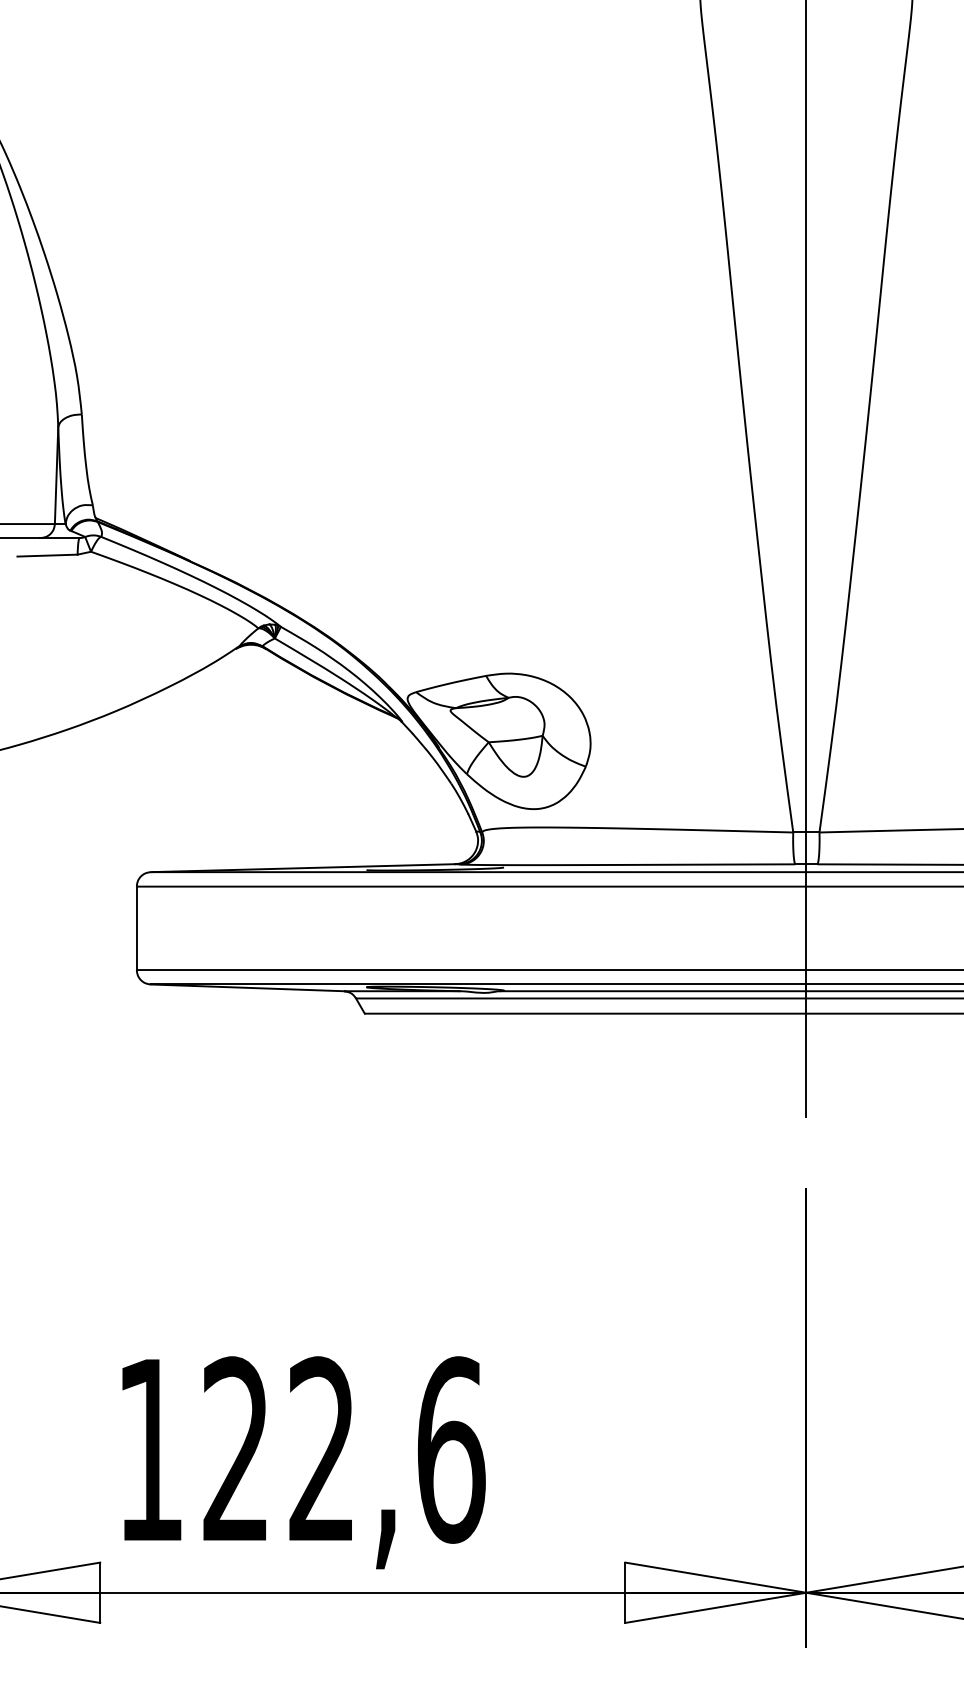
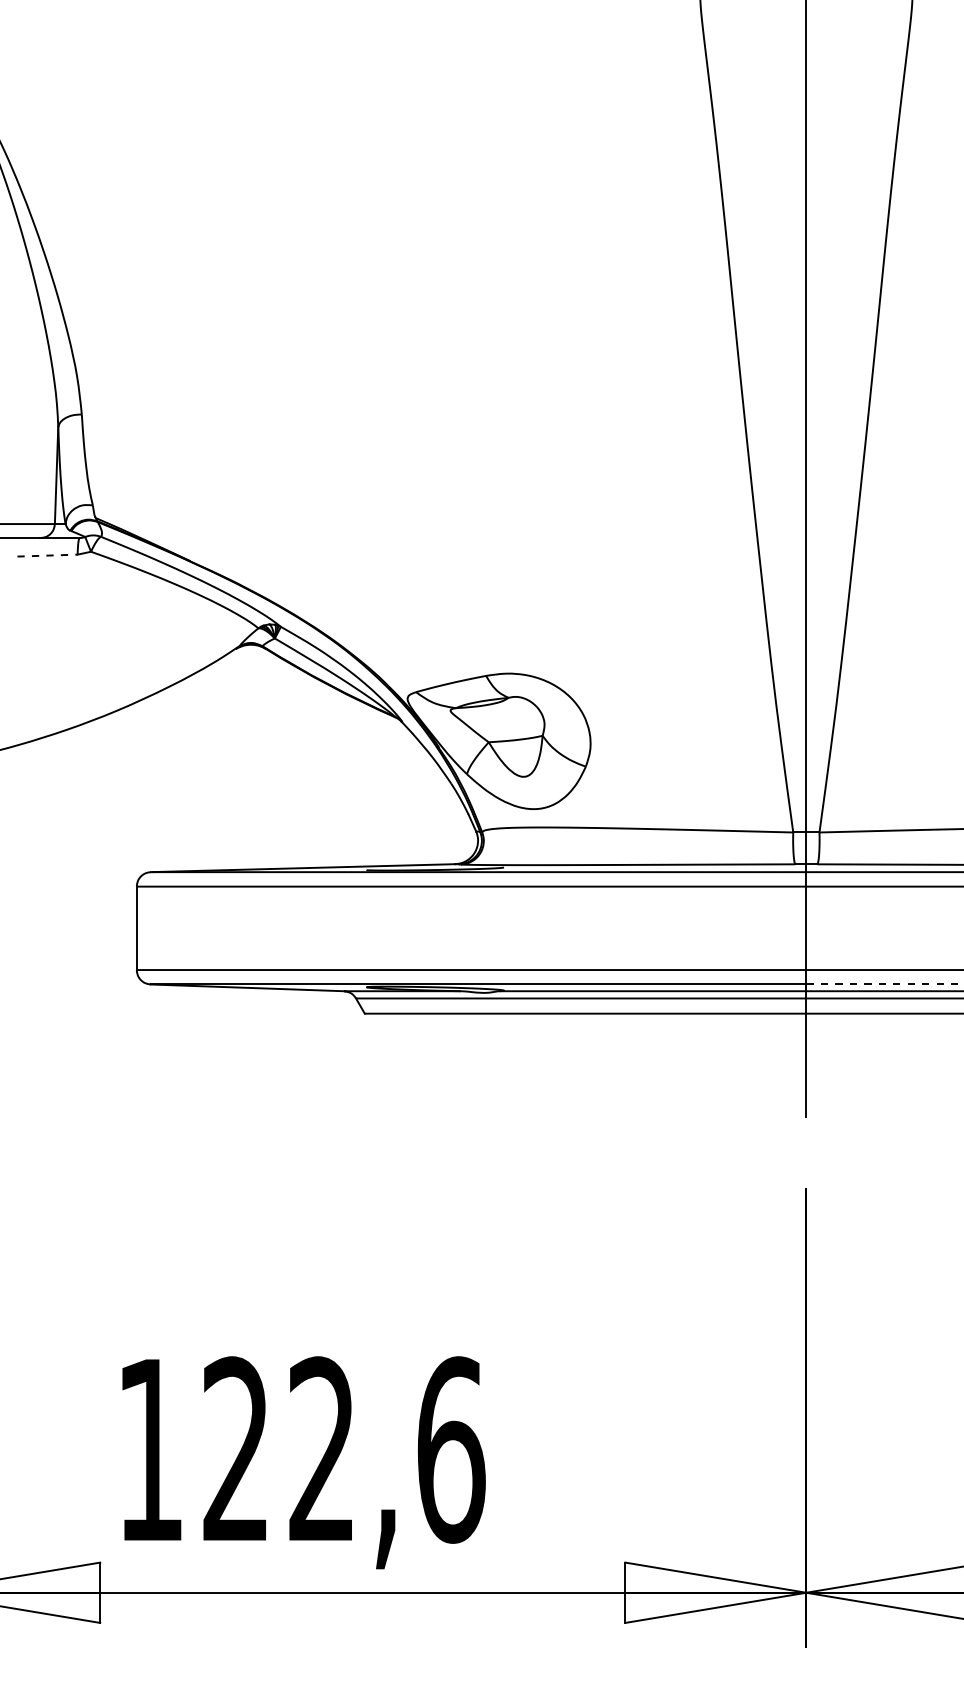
line: solid -> dashed (48, 555)
line: solid -> dashed (885, 984)
